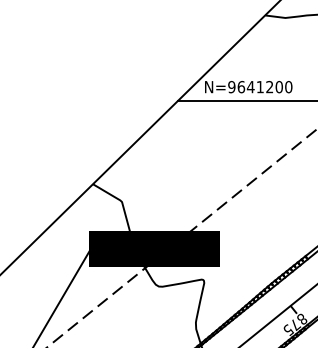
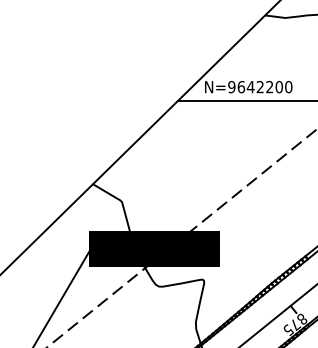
text: N=9641200 -> N=9642200 (259, 86)
